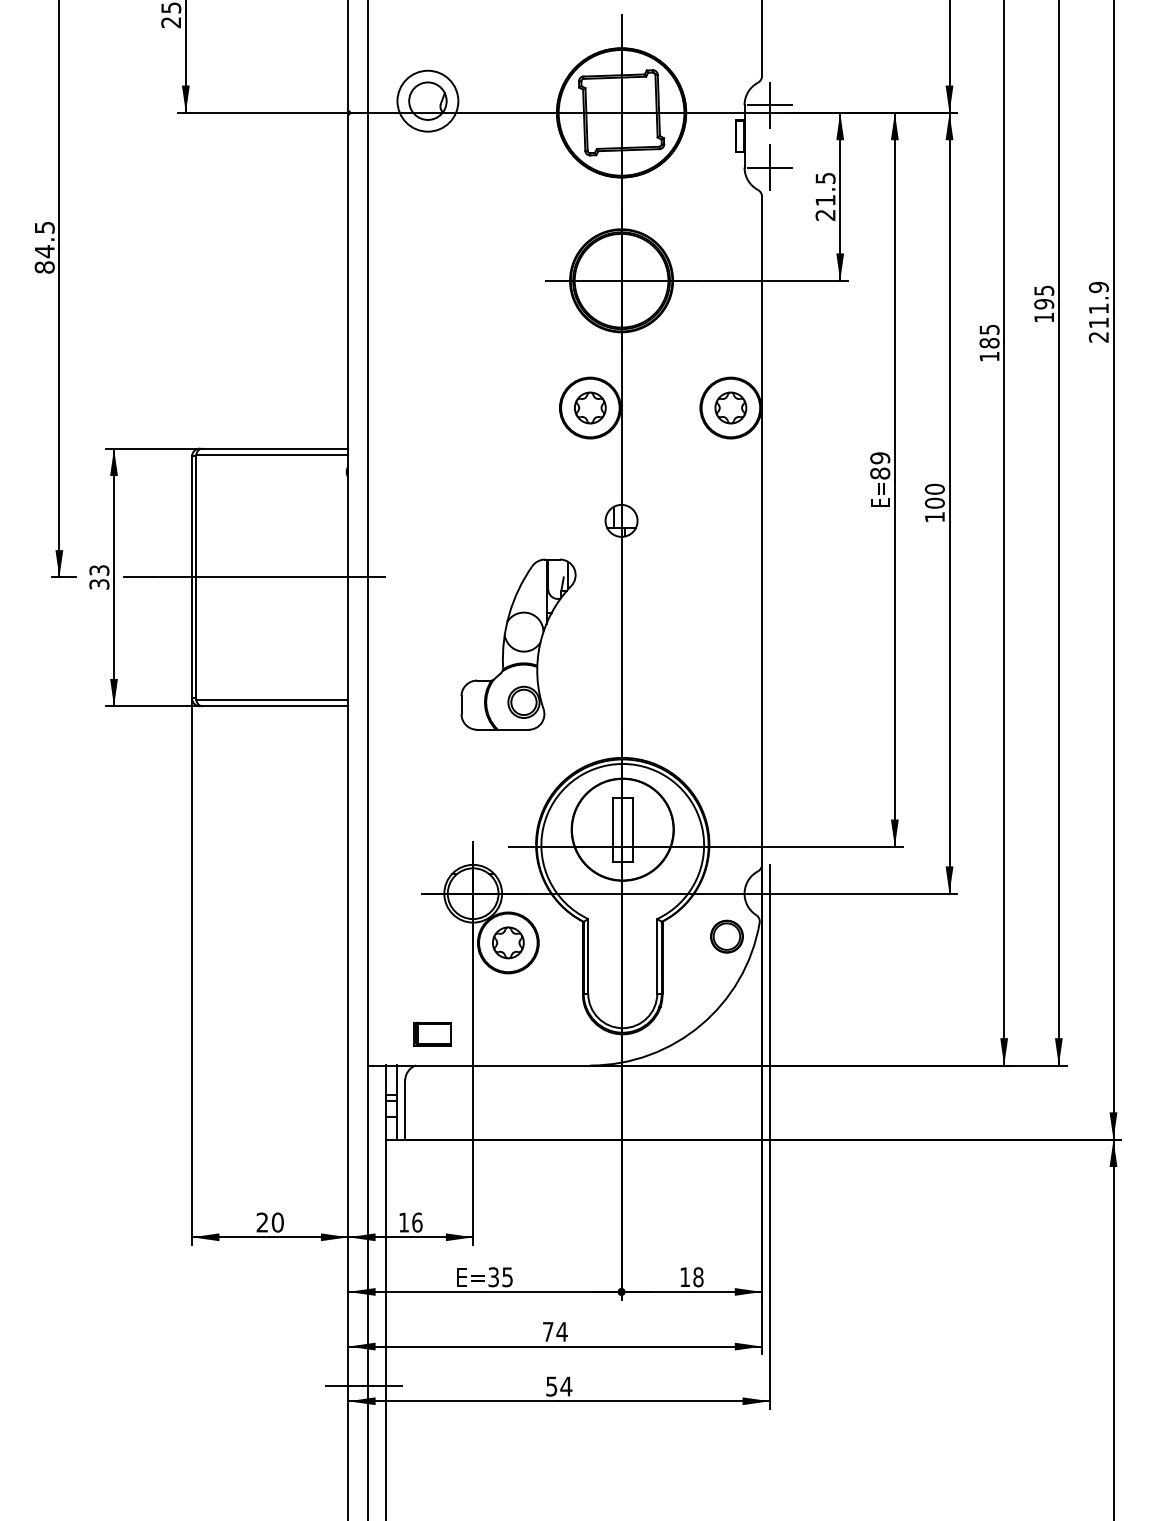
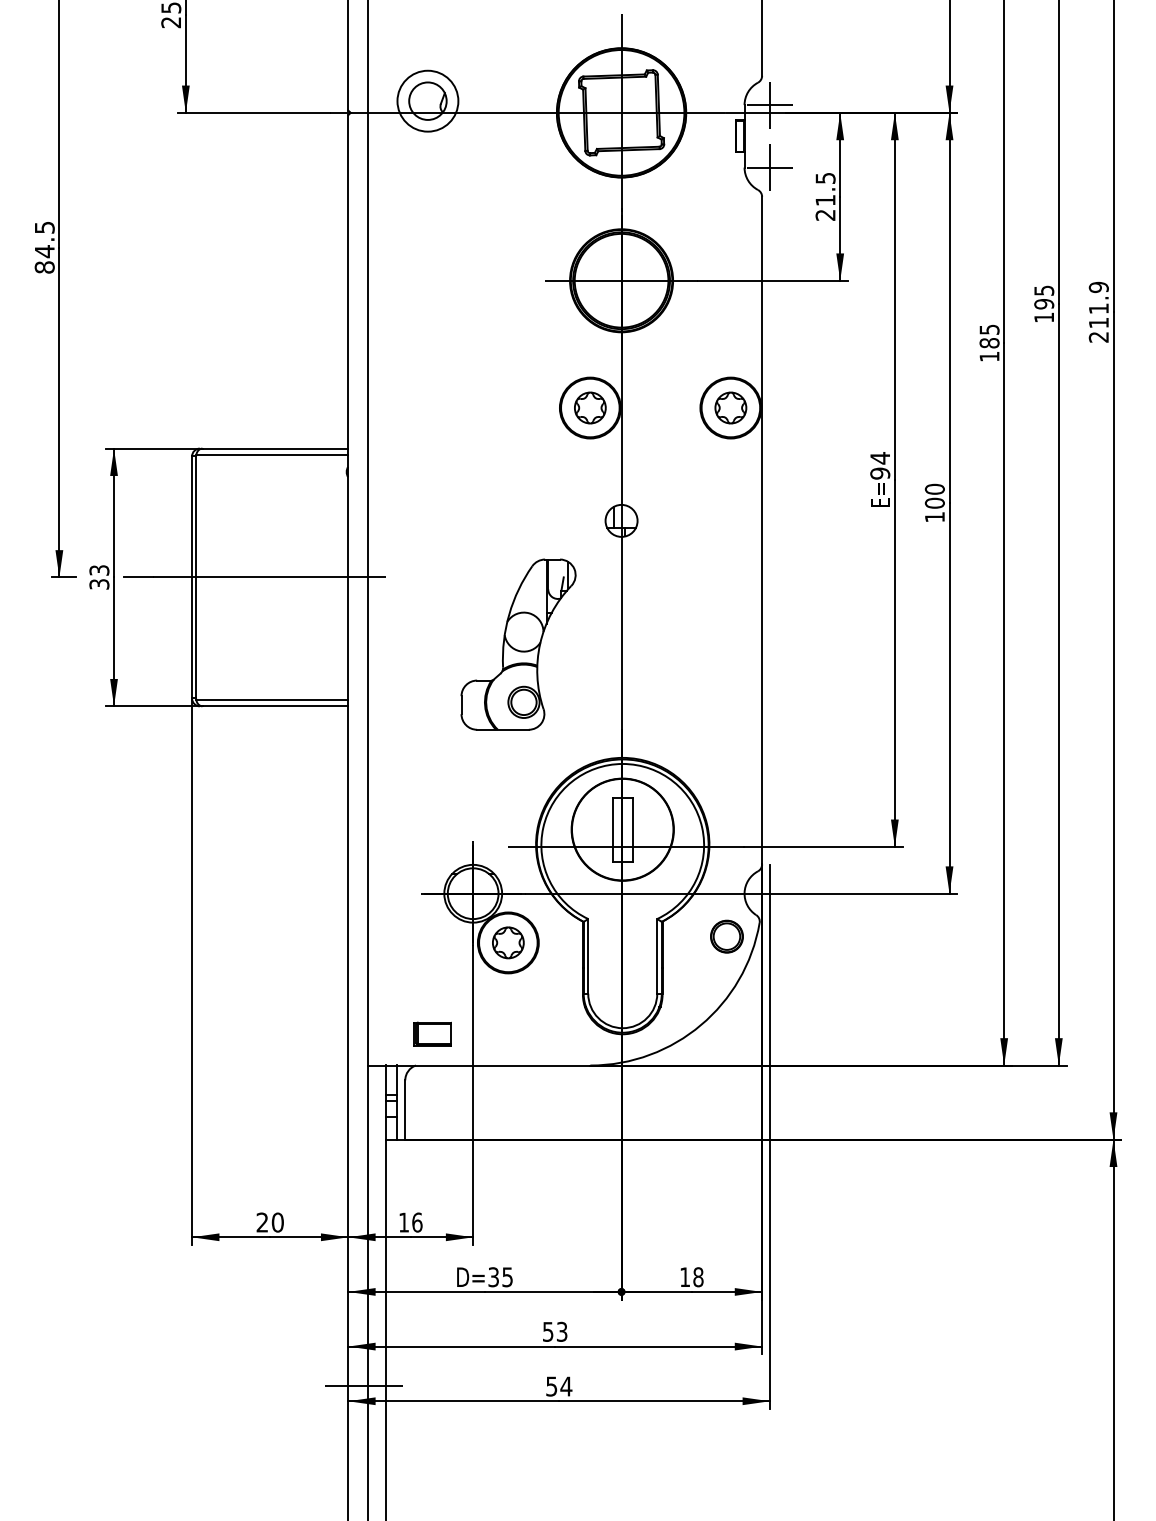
text: 89 -> 94 (880, 465)
text: E= -> D= (470, 1276)
text: 74 -> 53 (555, 1331)
